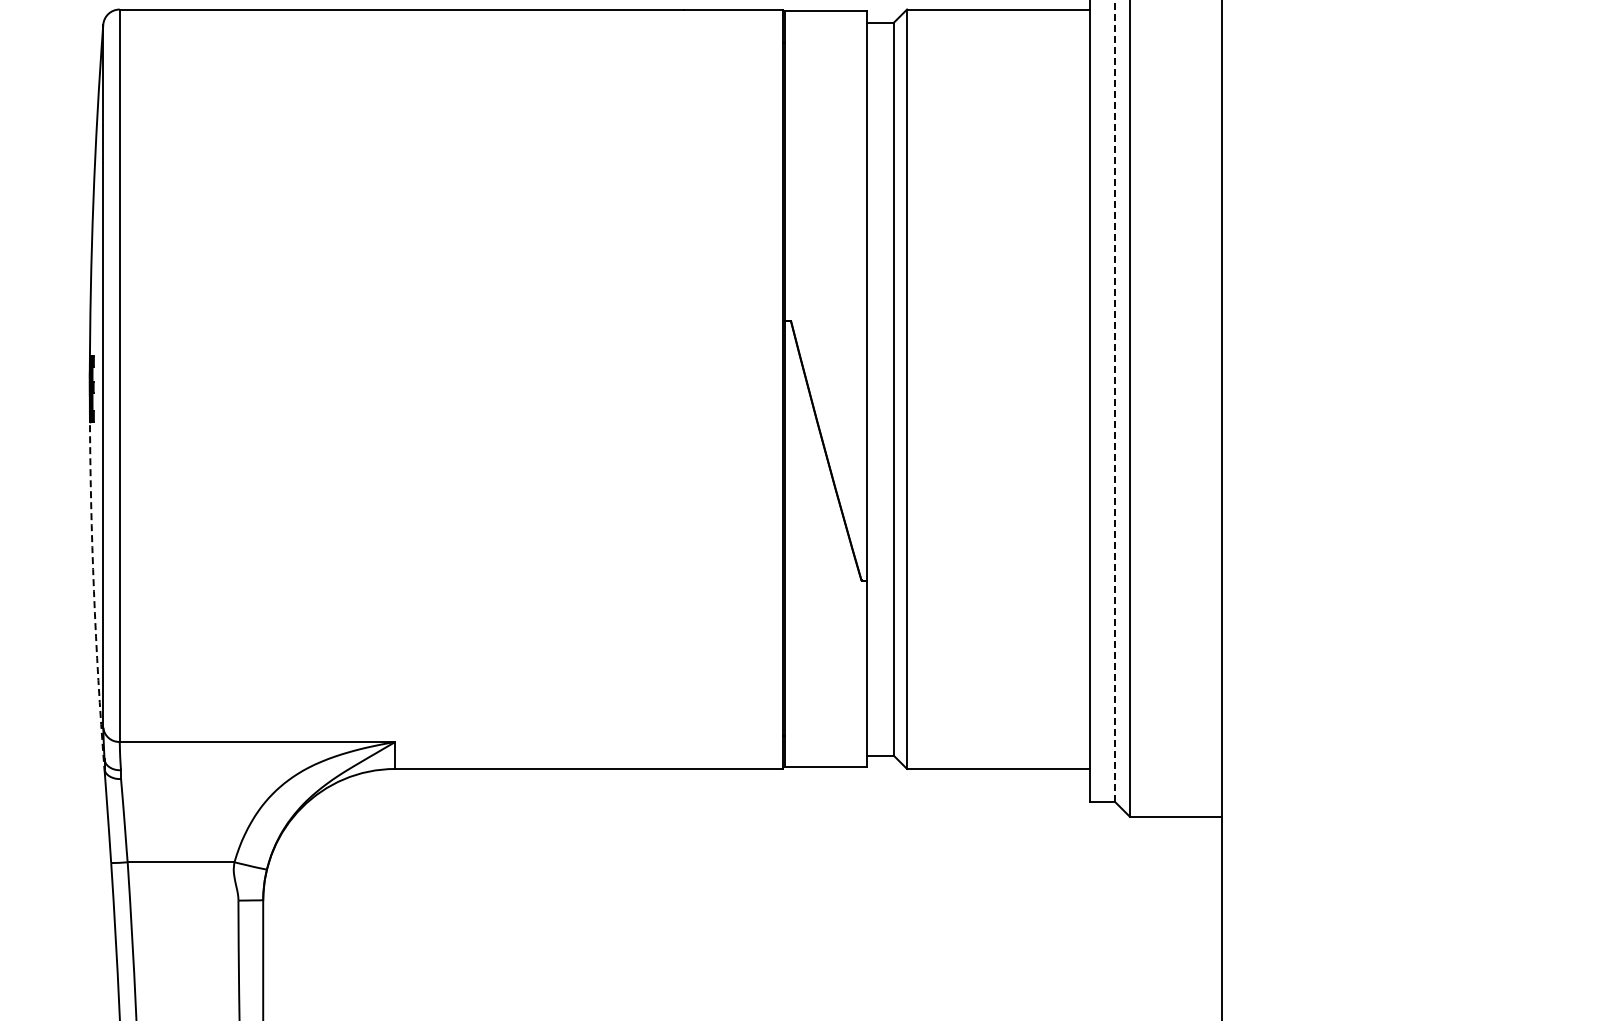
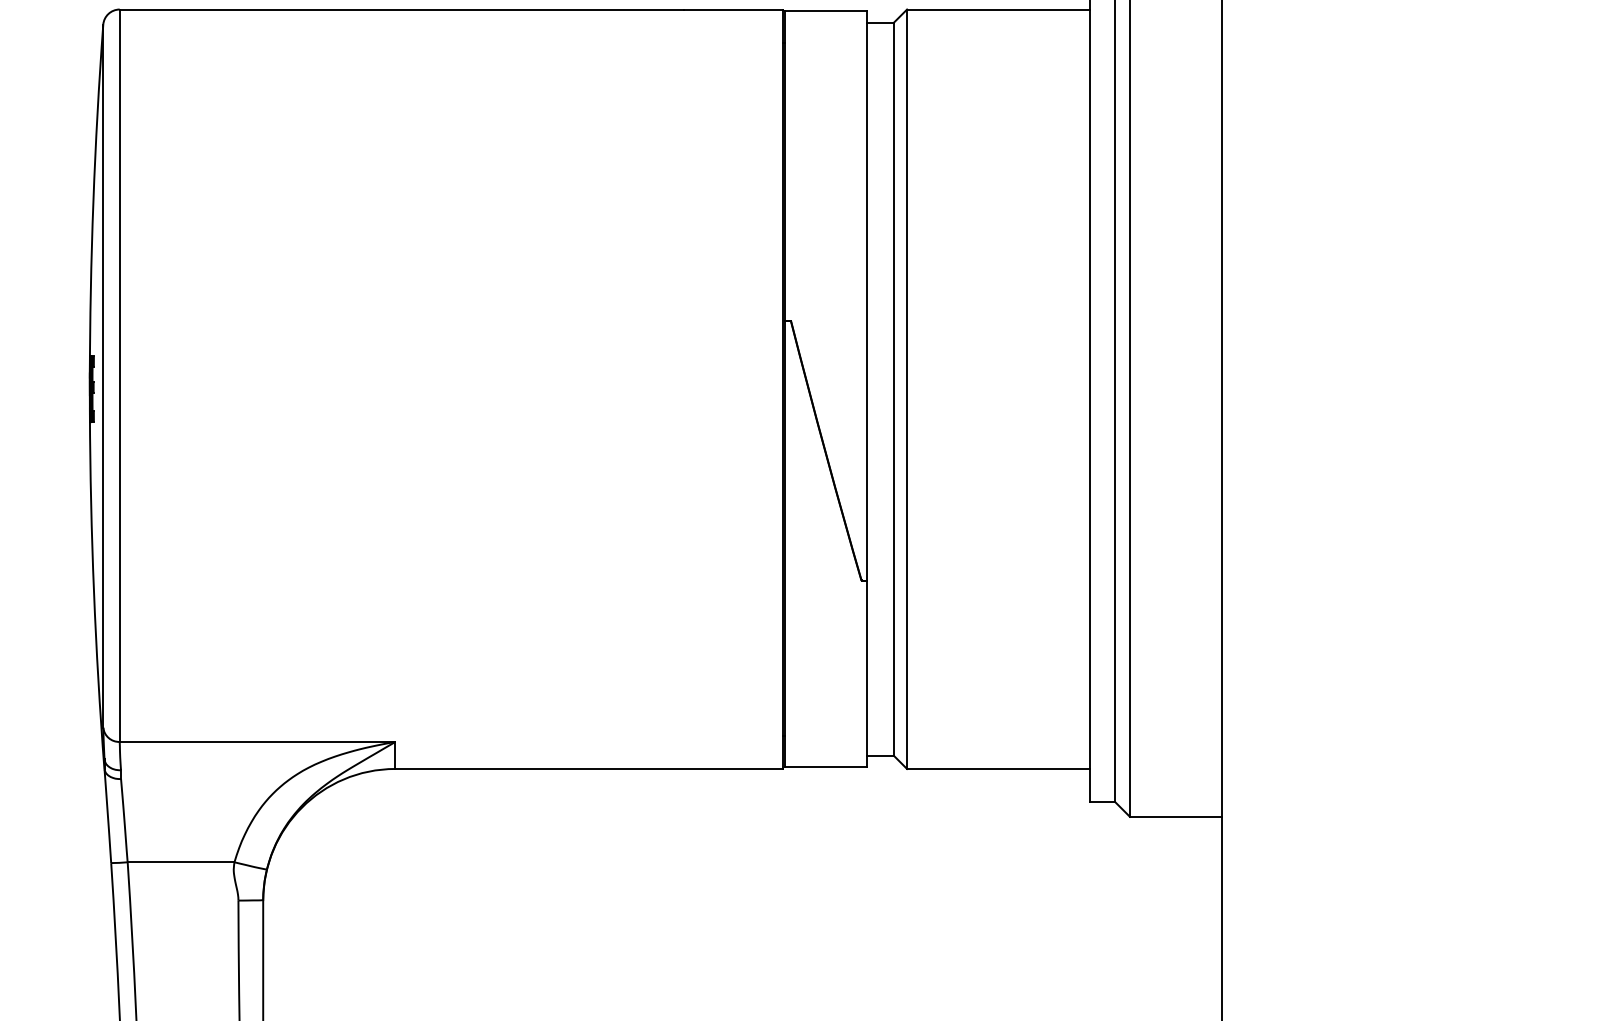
line: dashed -> solid (1115, 401)
arc: dashed -> solid (93, 591)
